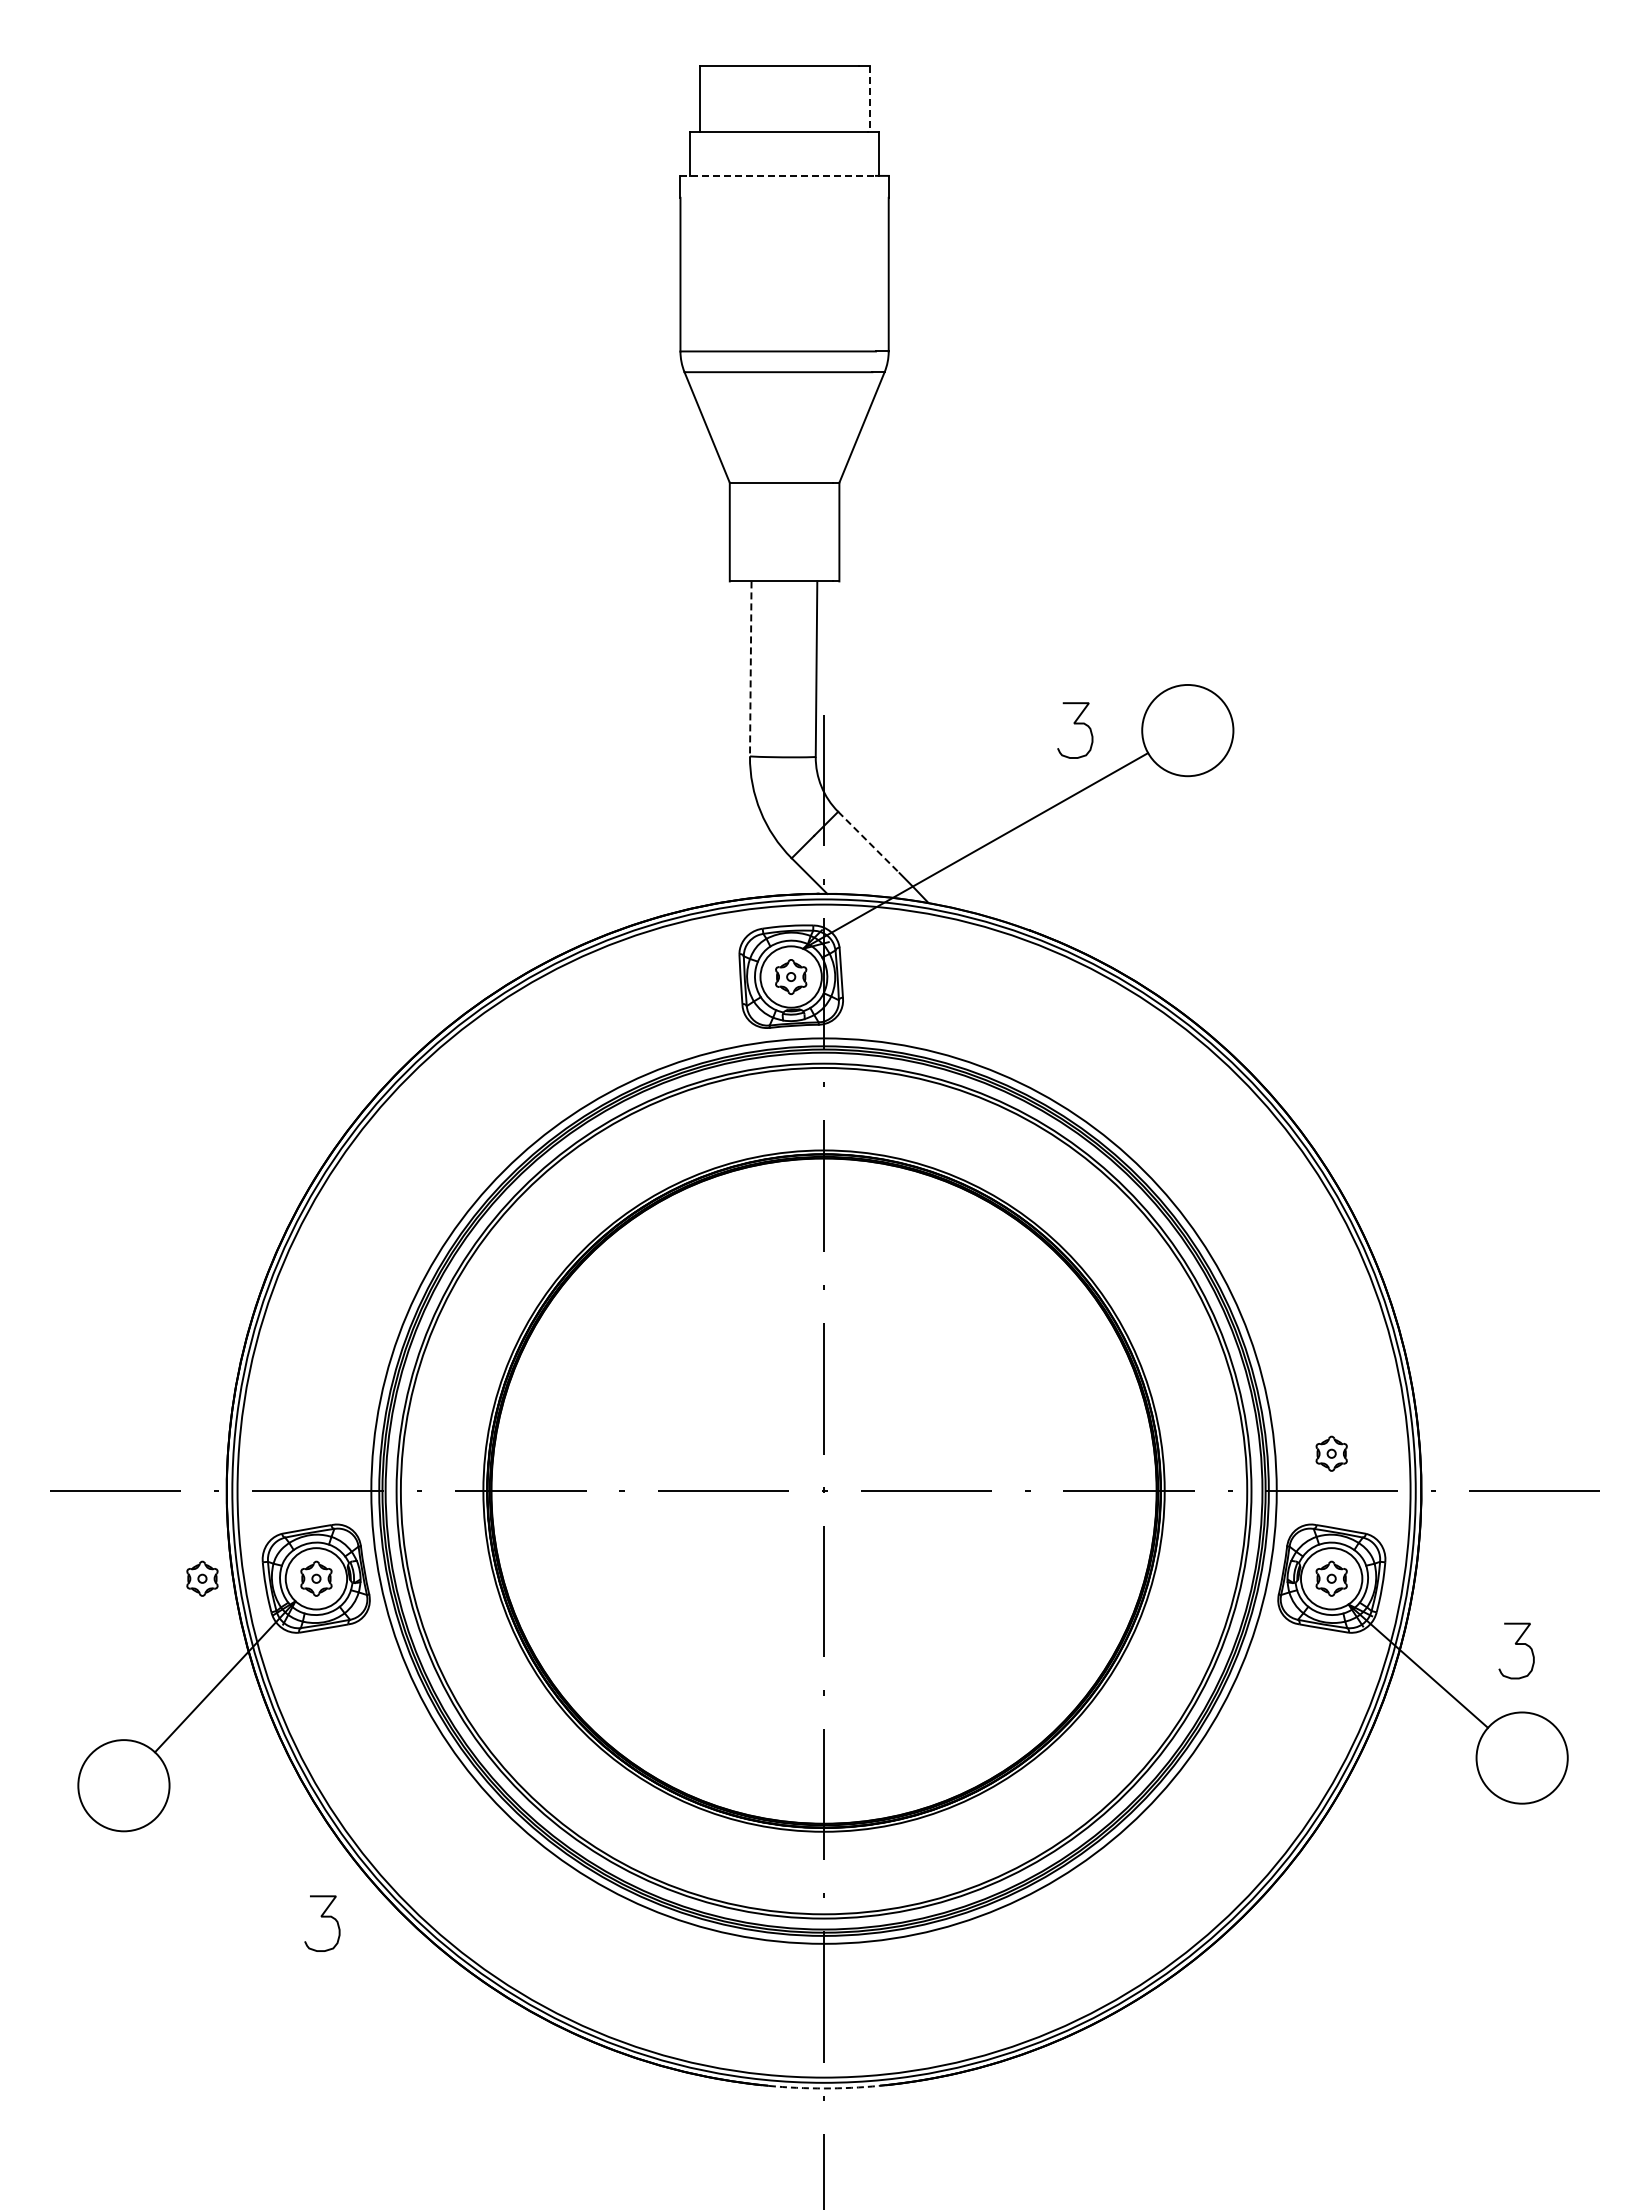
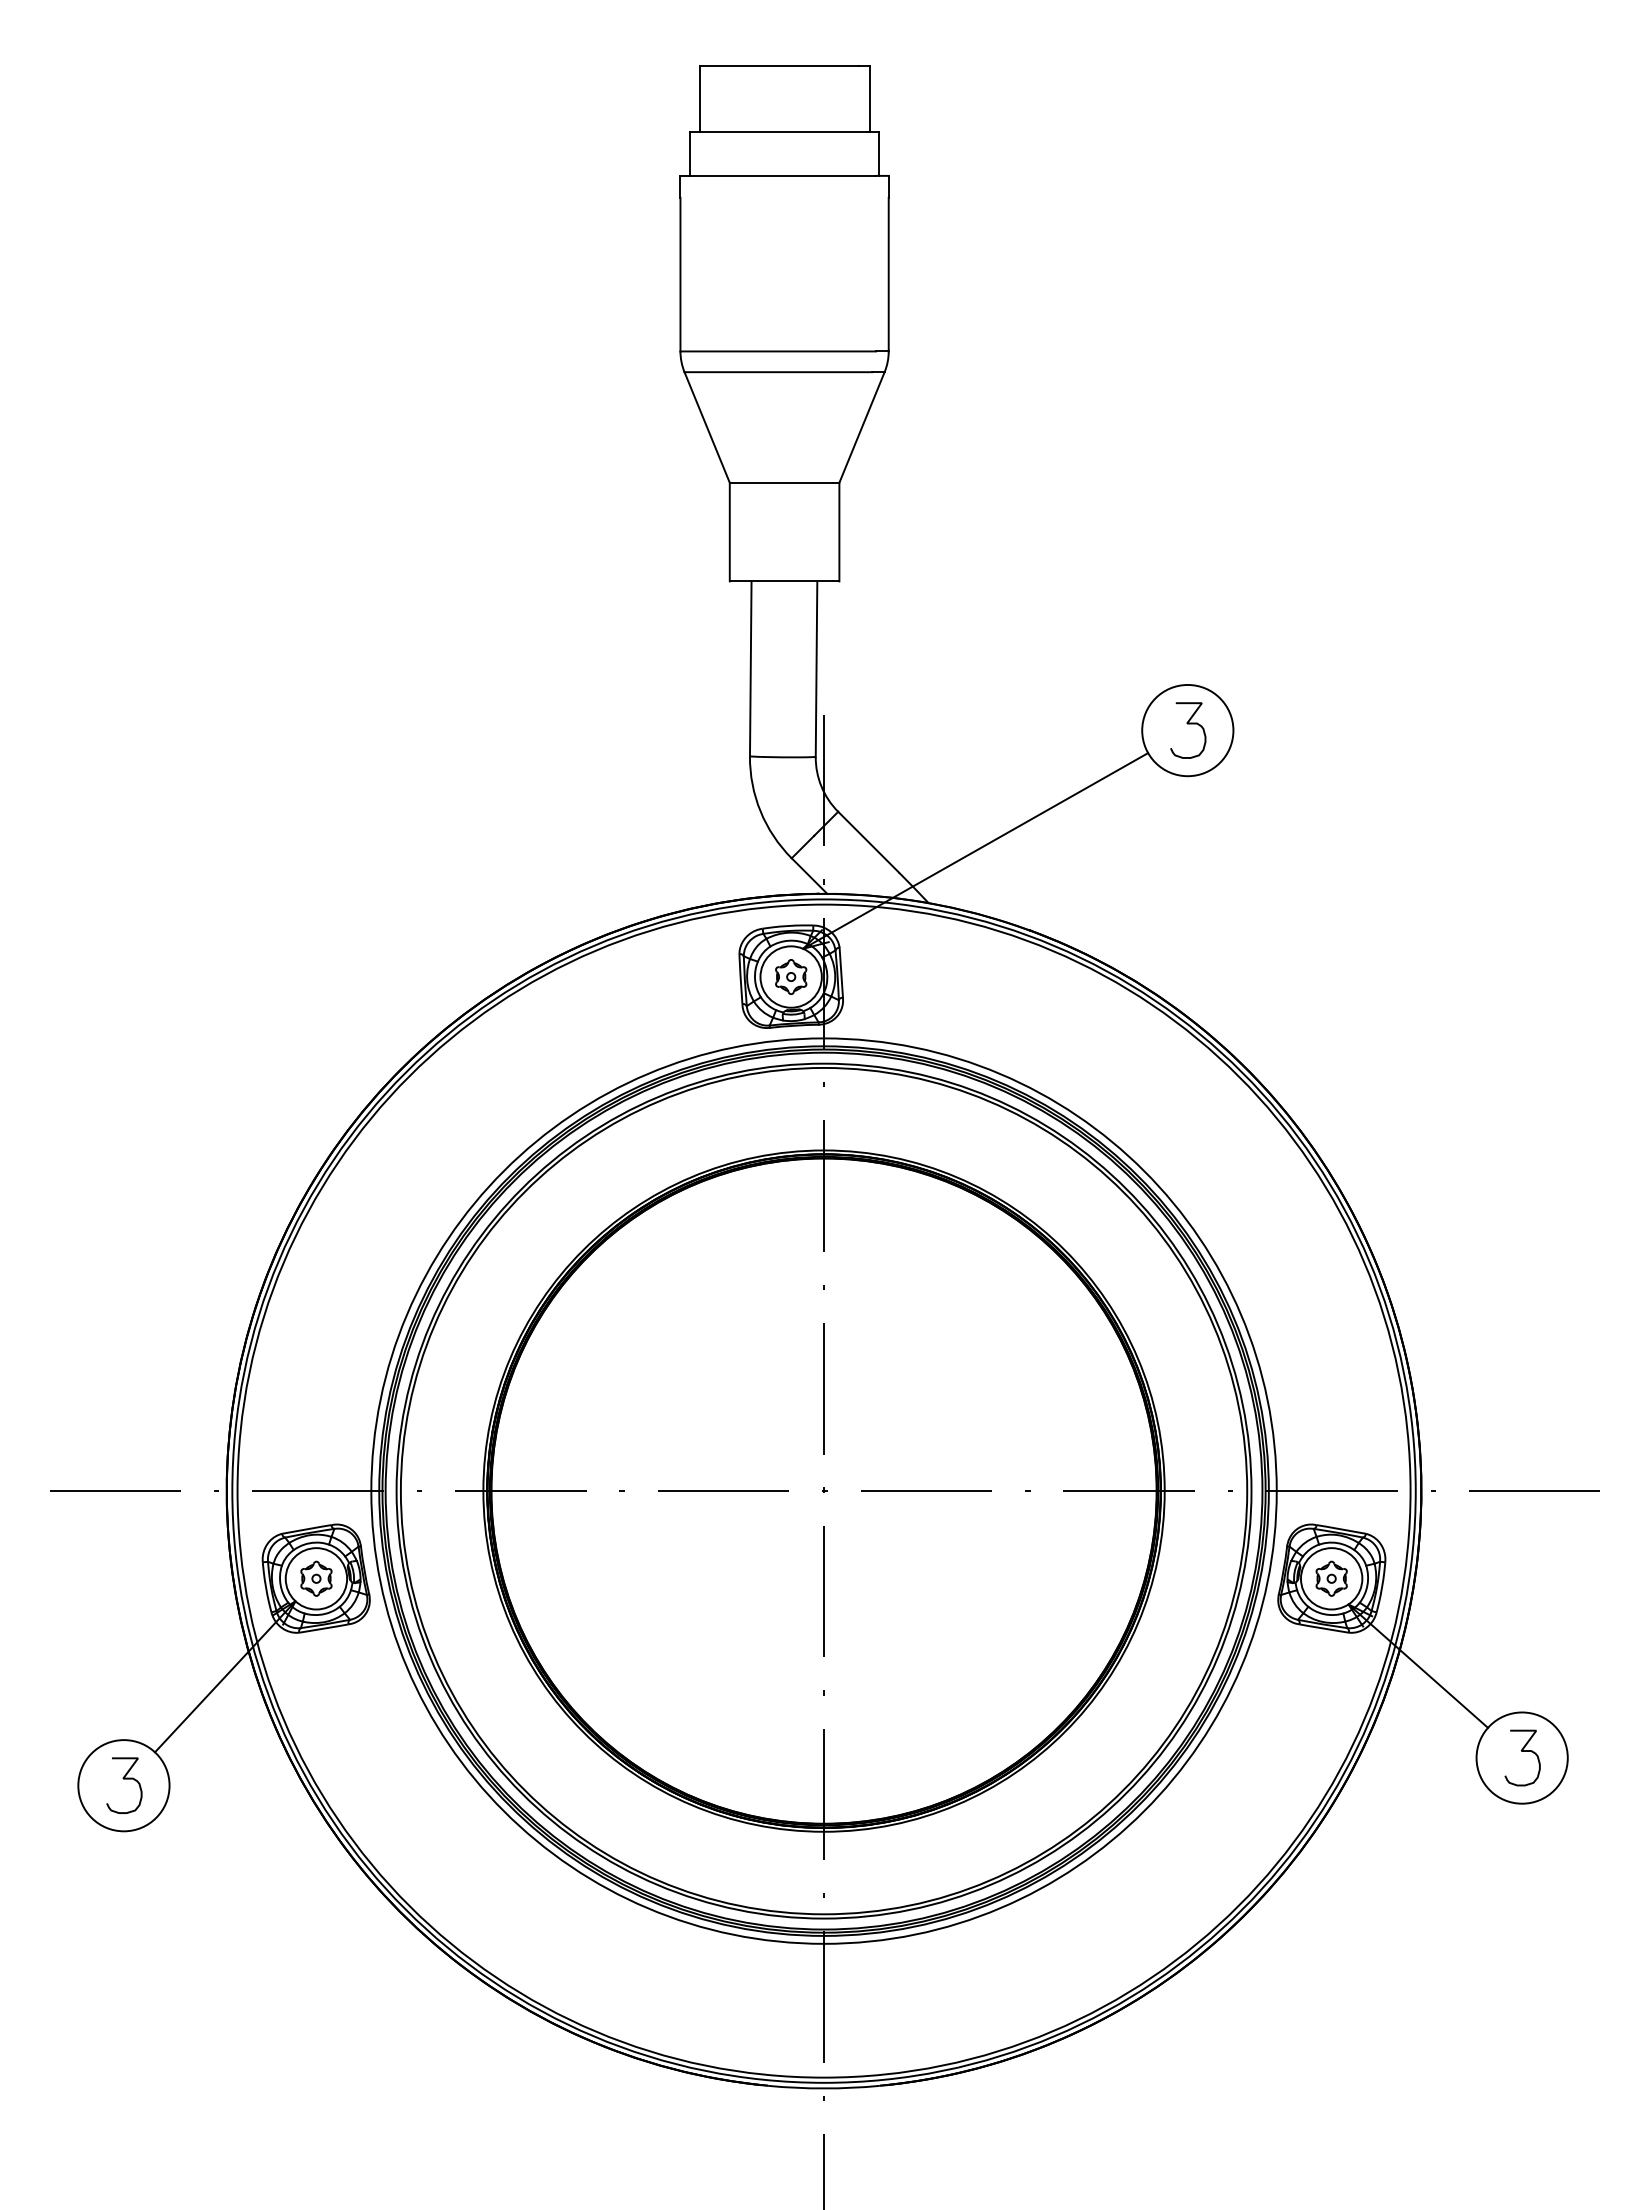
line: dashed -> solid (869, 99)
line: dashed -> solid (778, 175)
line: dashed -> solid (750, 669)
curve position: (1075, 724) -> (1188, 724) (1188, 724)
line: dashed -> solid (868, 842)
part: present -> none (1331, 1453)
part: present -> none (202, 1578)
curve position: (1516, 1644) -> (1522, 1751) (1522, 1751)
curve position: (322, 1917) -> (124, 1779) (124, 1779)
arc: dashed -> solid (824, 2088)
